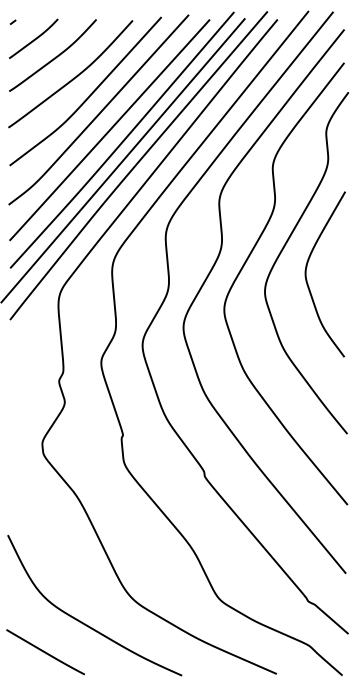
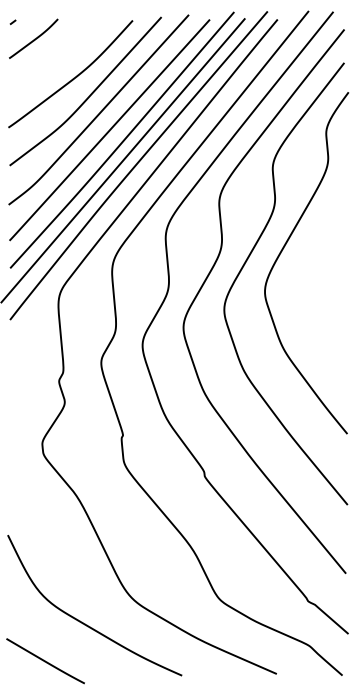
curve: present -> none (54, 57)
curve: present -> none (307, 279)
line position: (45, 652) -> (45, 661) (45, 661)
